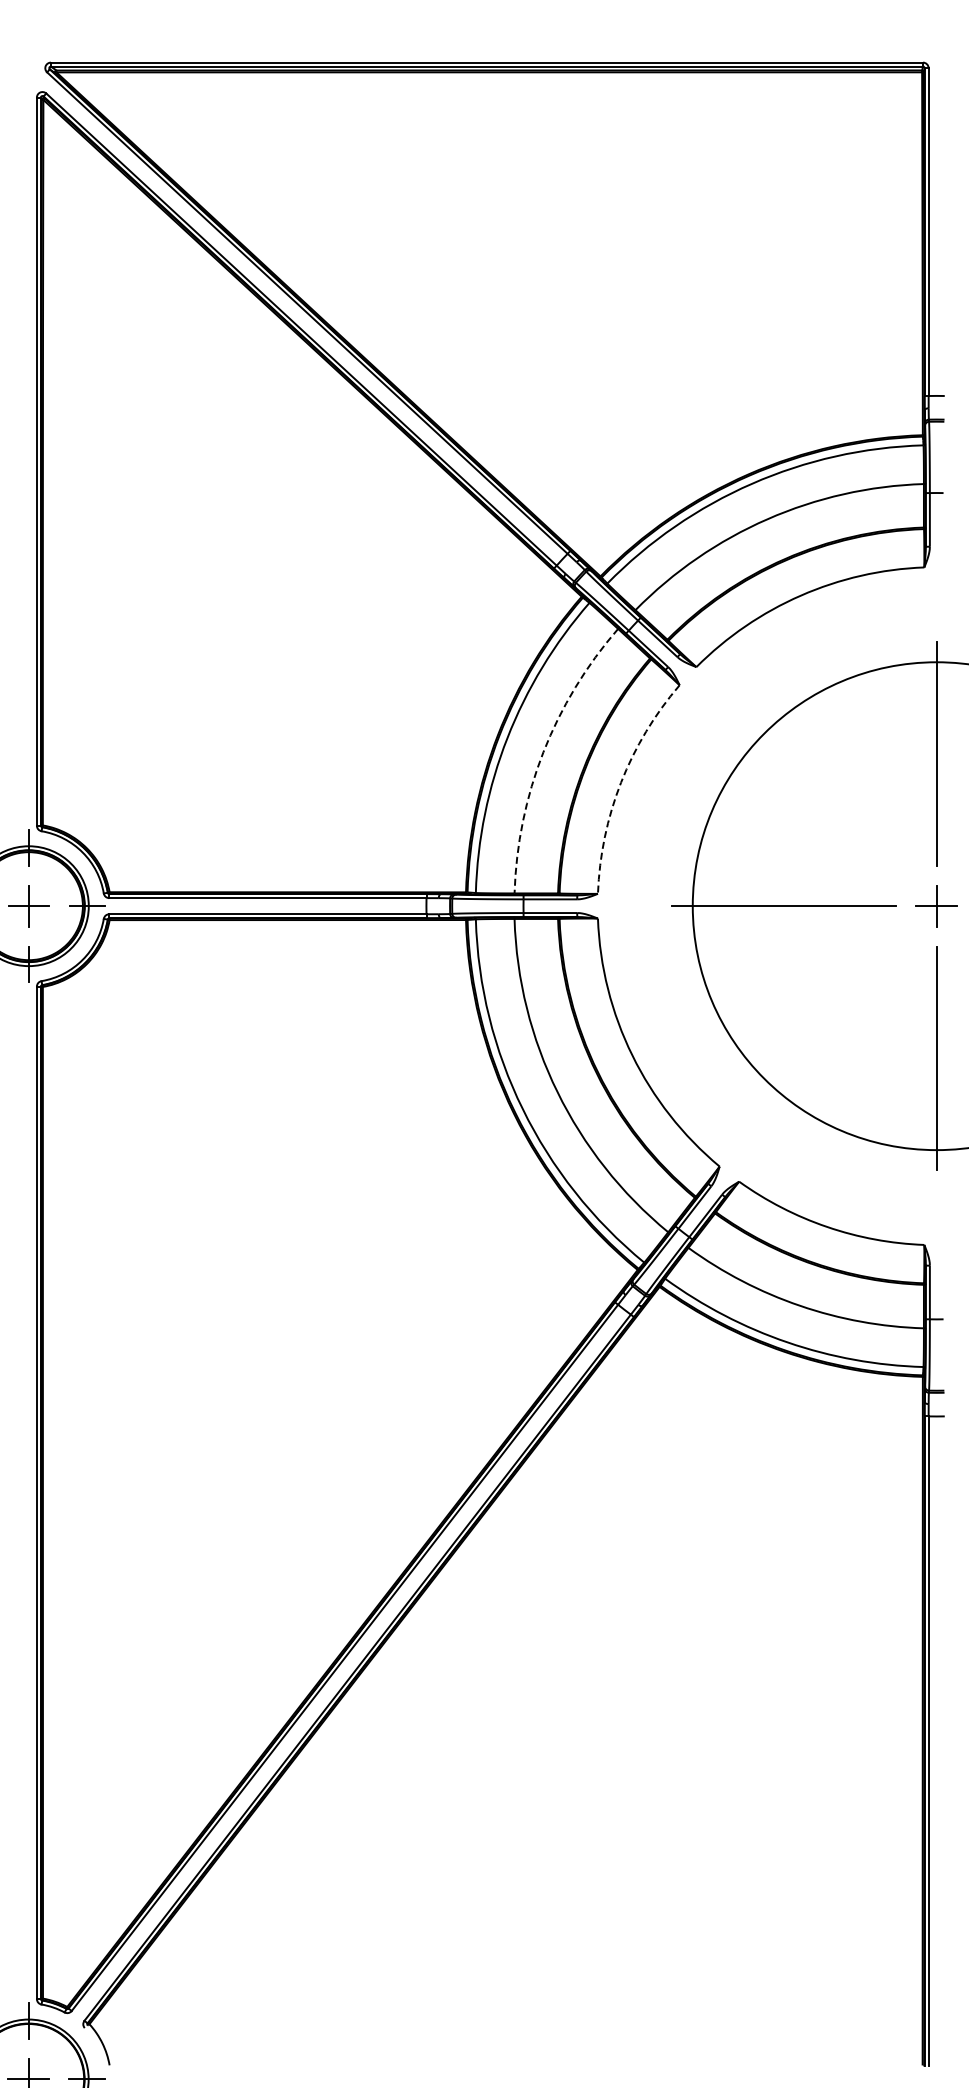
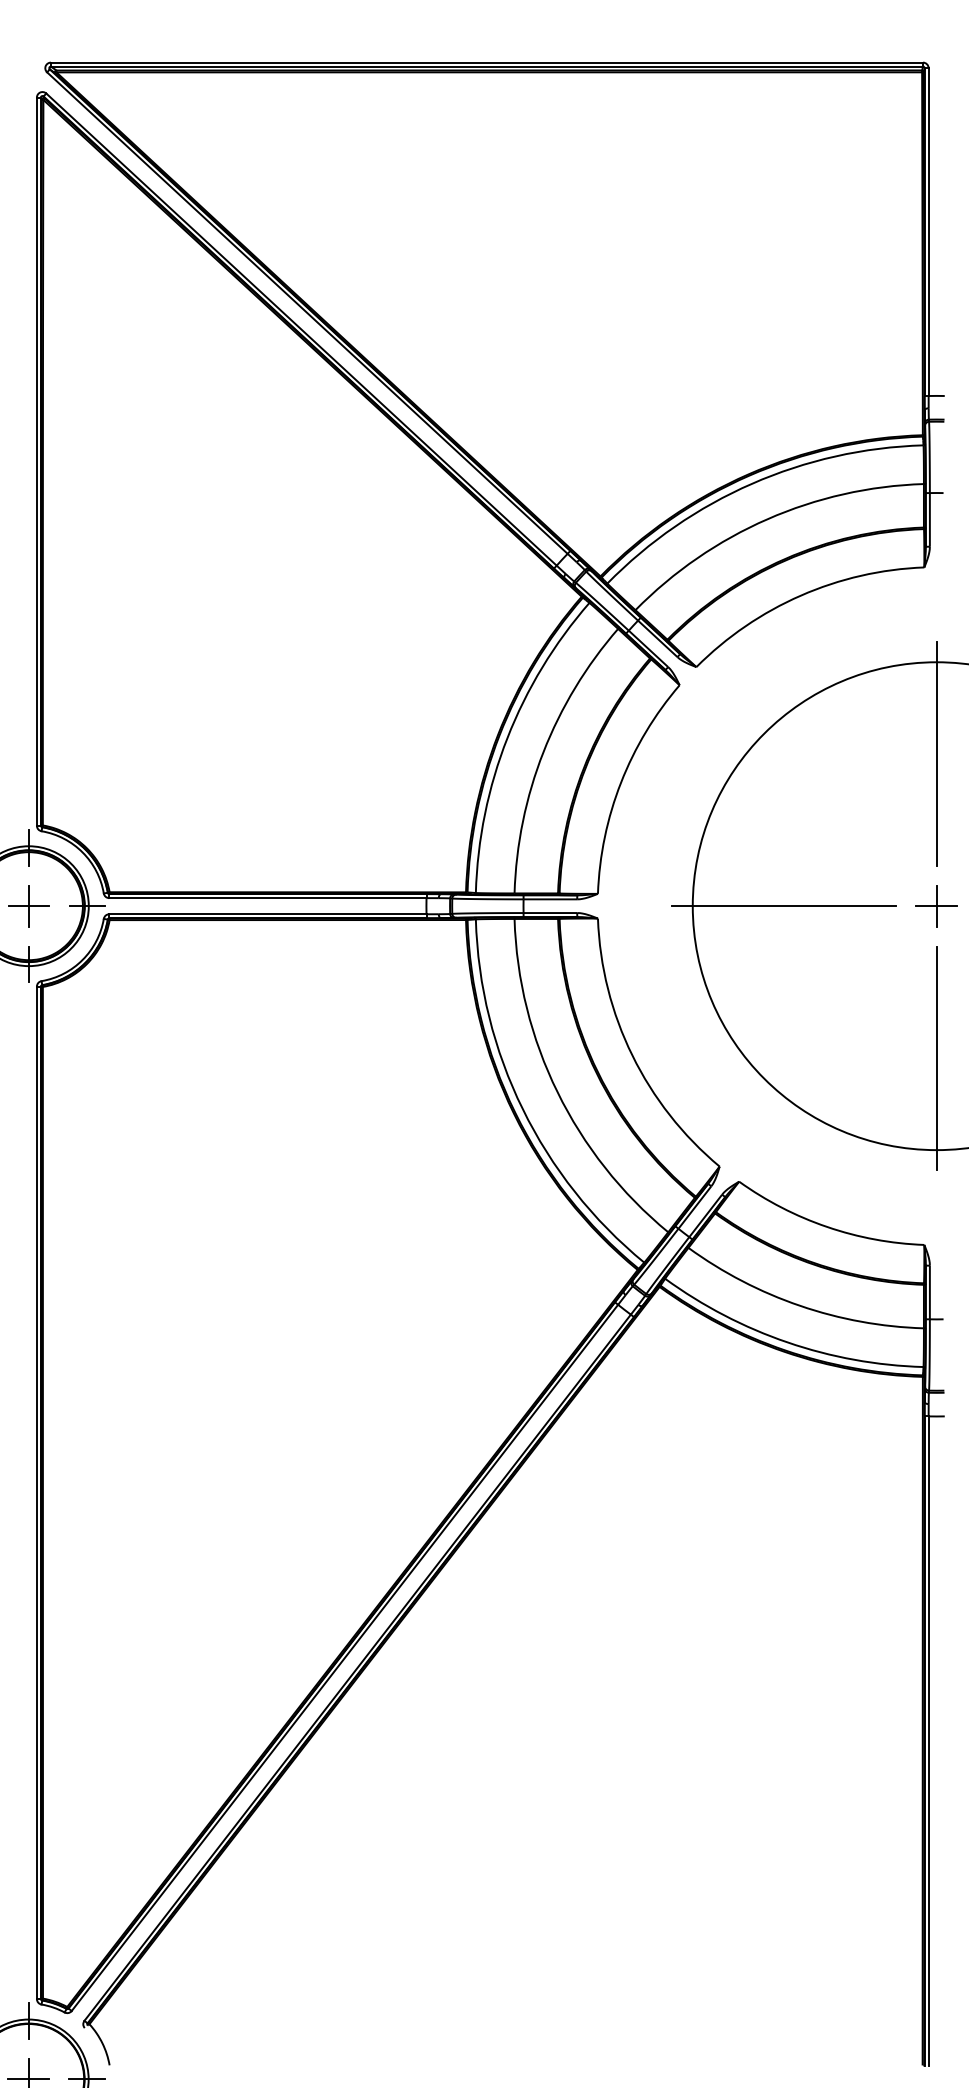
arc: dashed -> solid (543, 752)
arc: dashed -> solid (621, 782)
